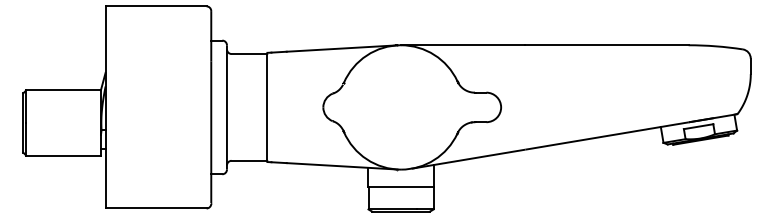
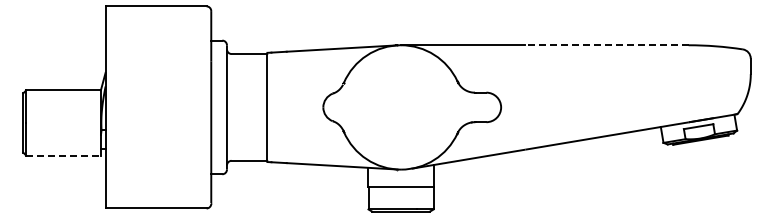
line: solid -> dashed (607, 45)
line: solid -> dashed (64, 155)
